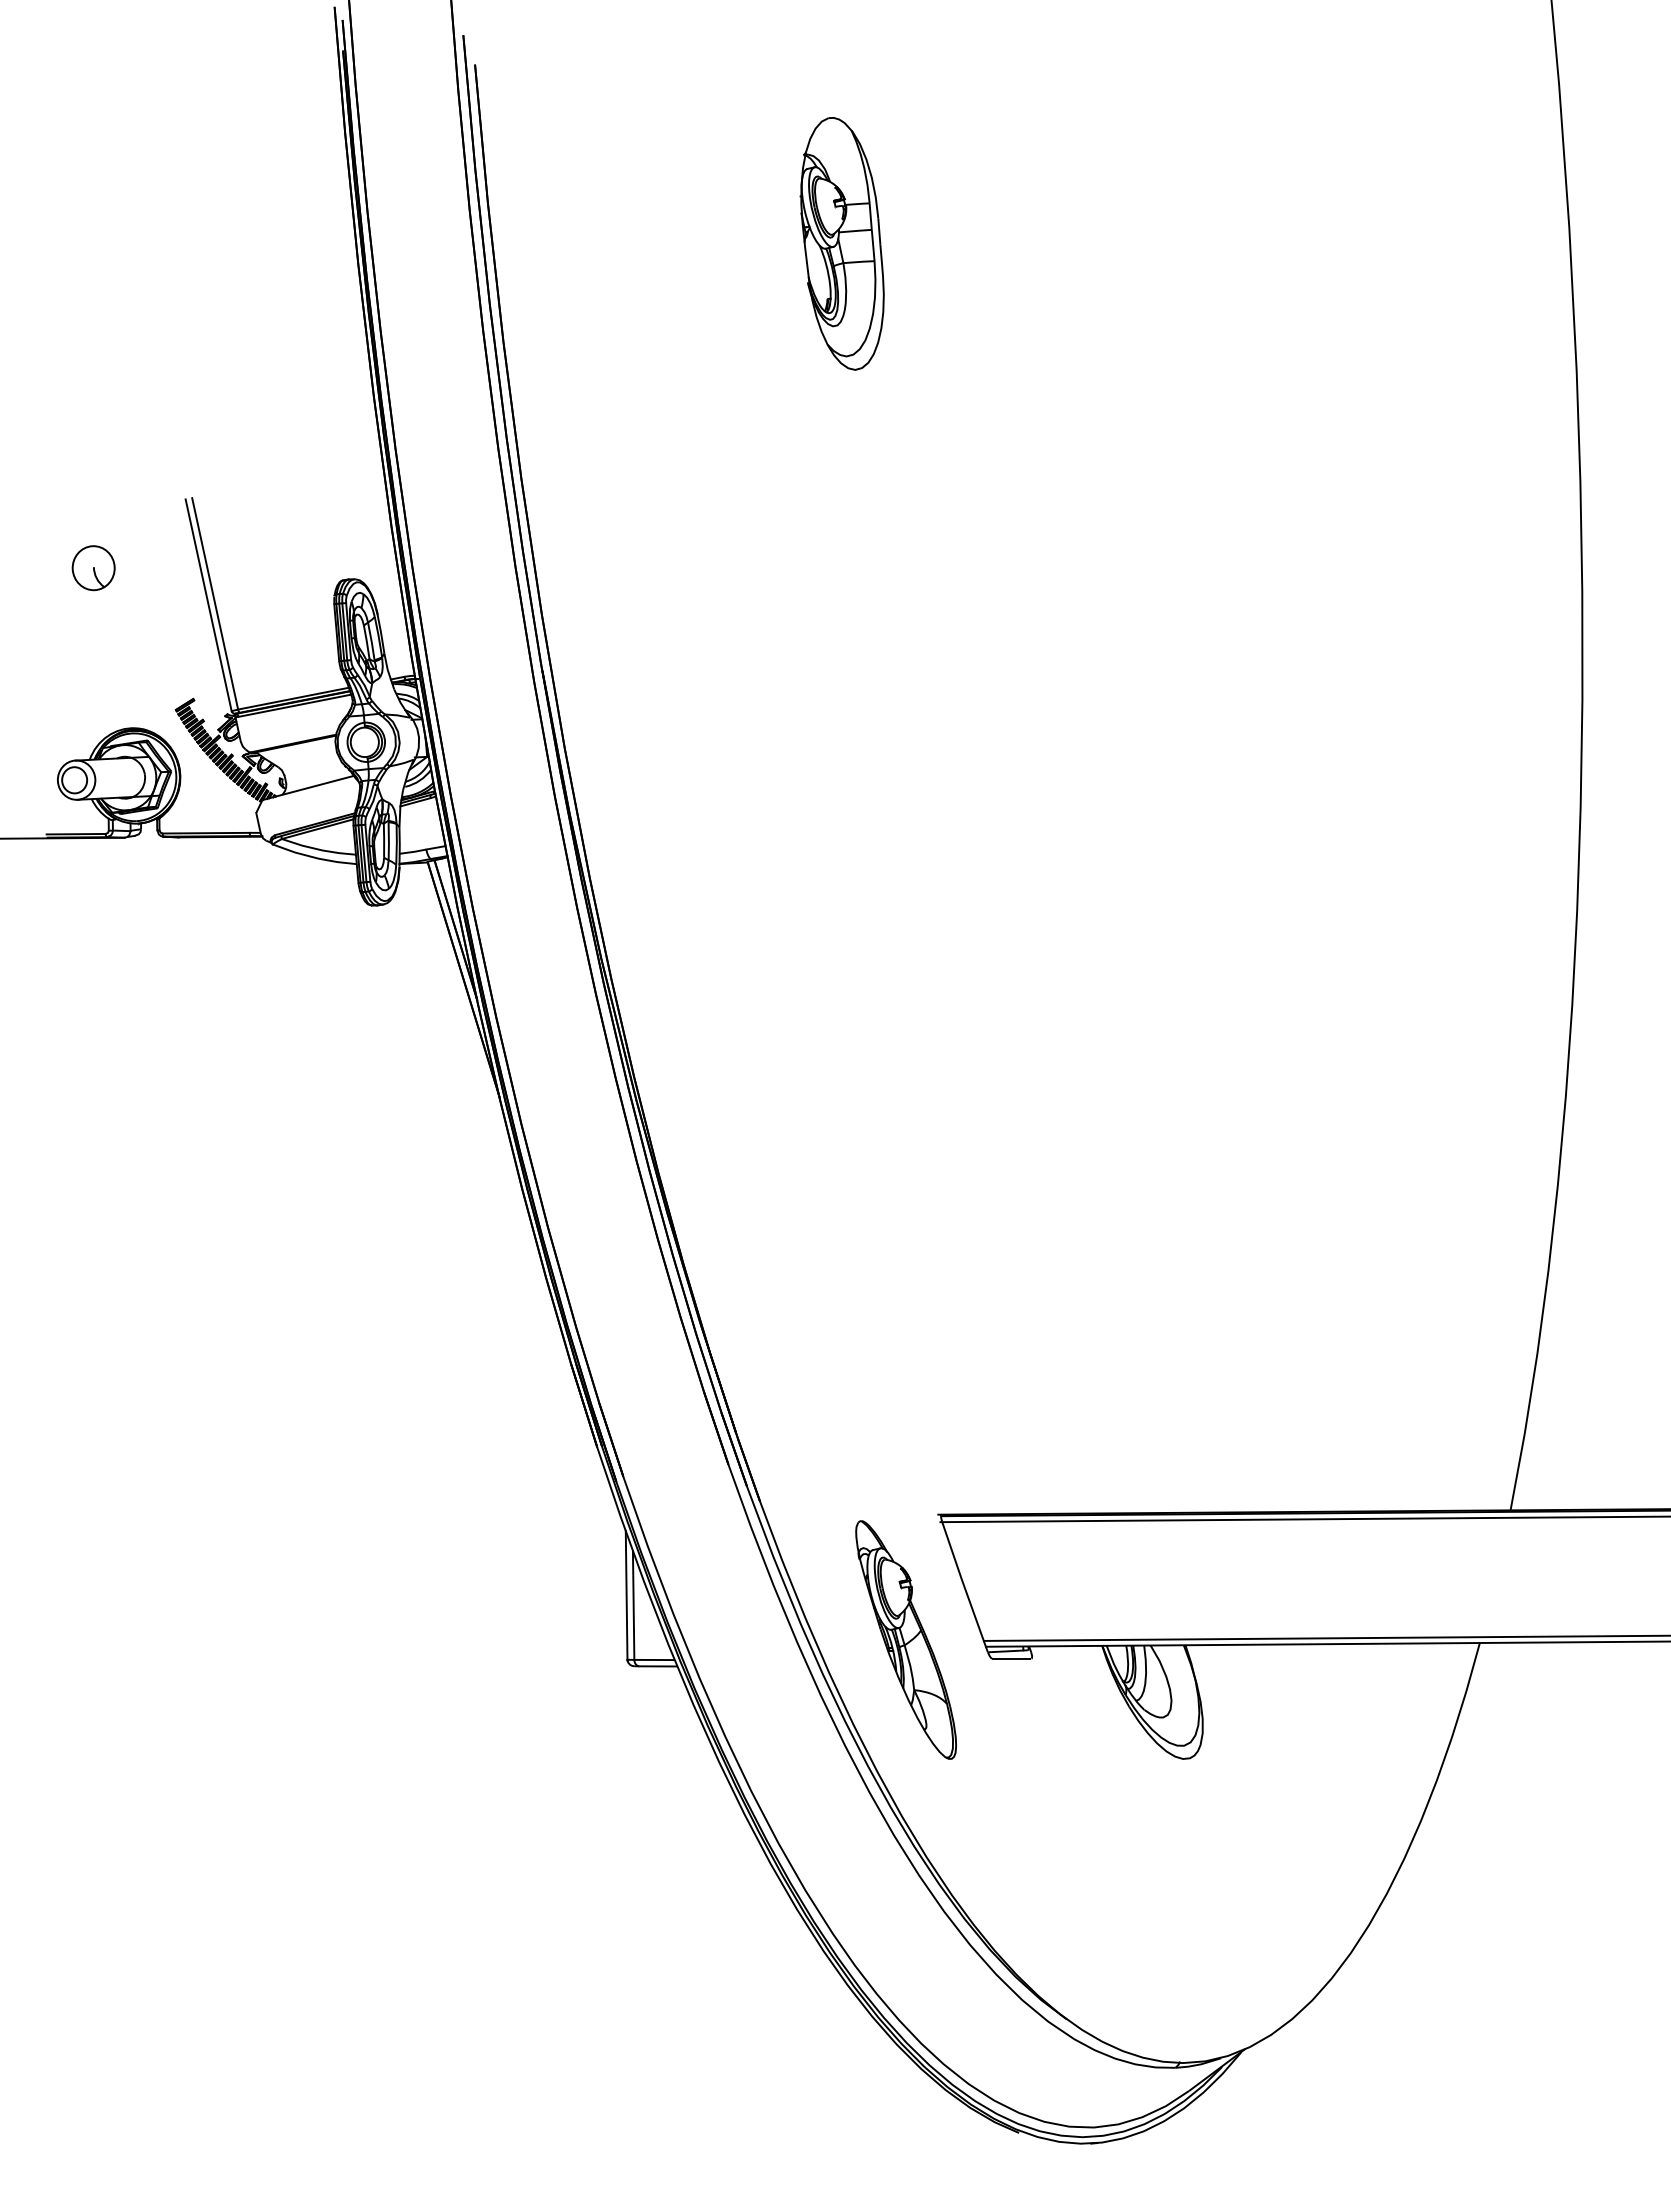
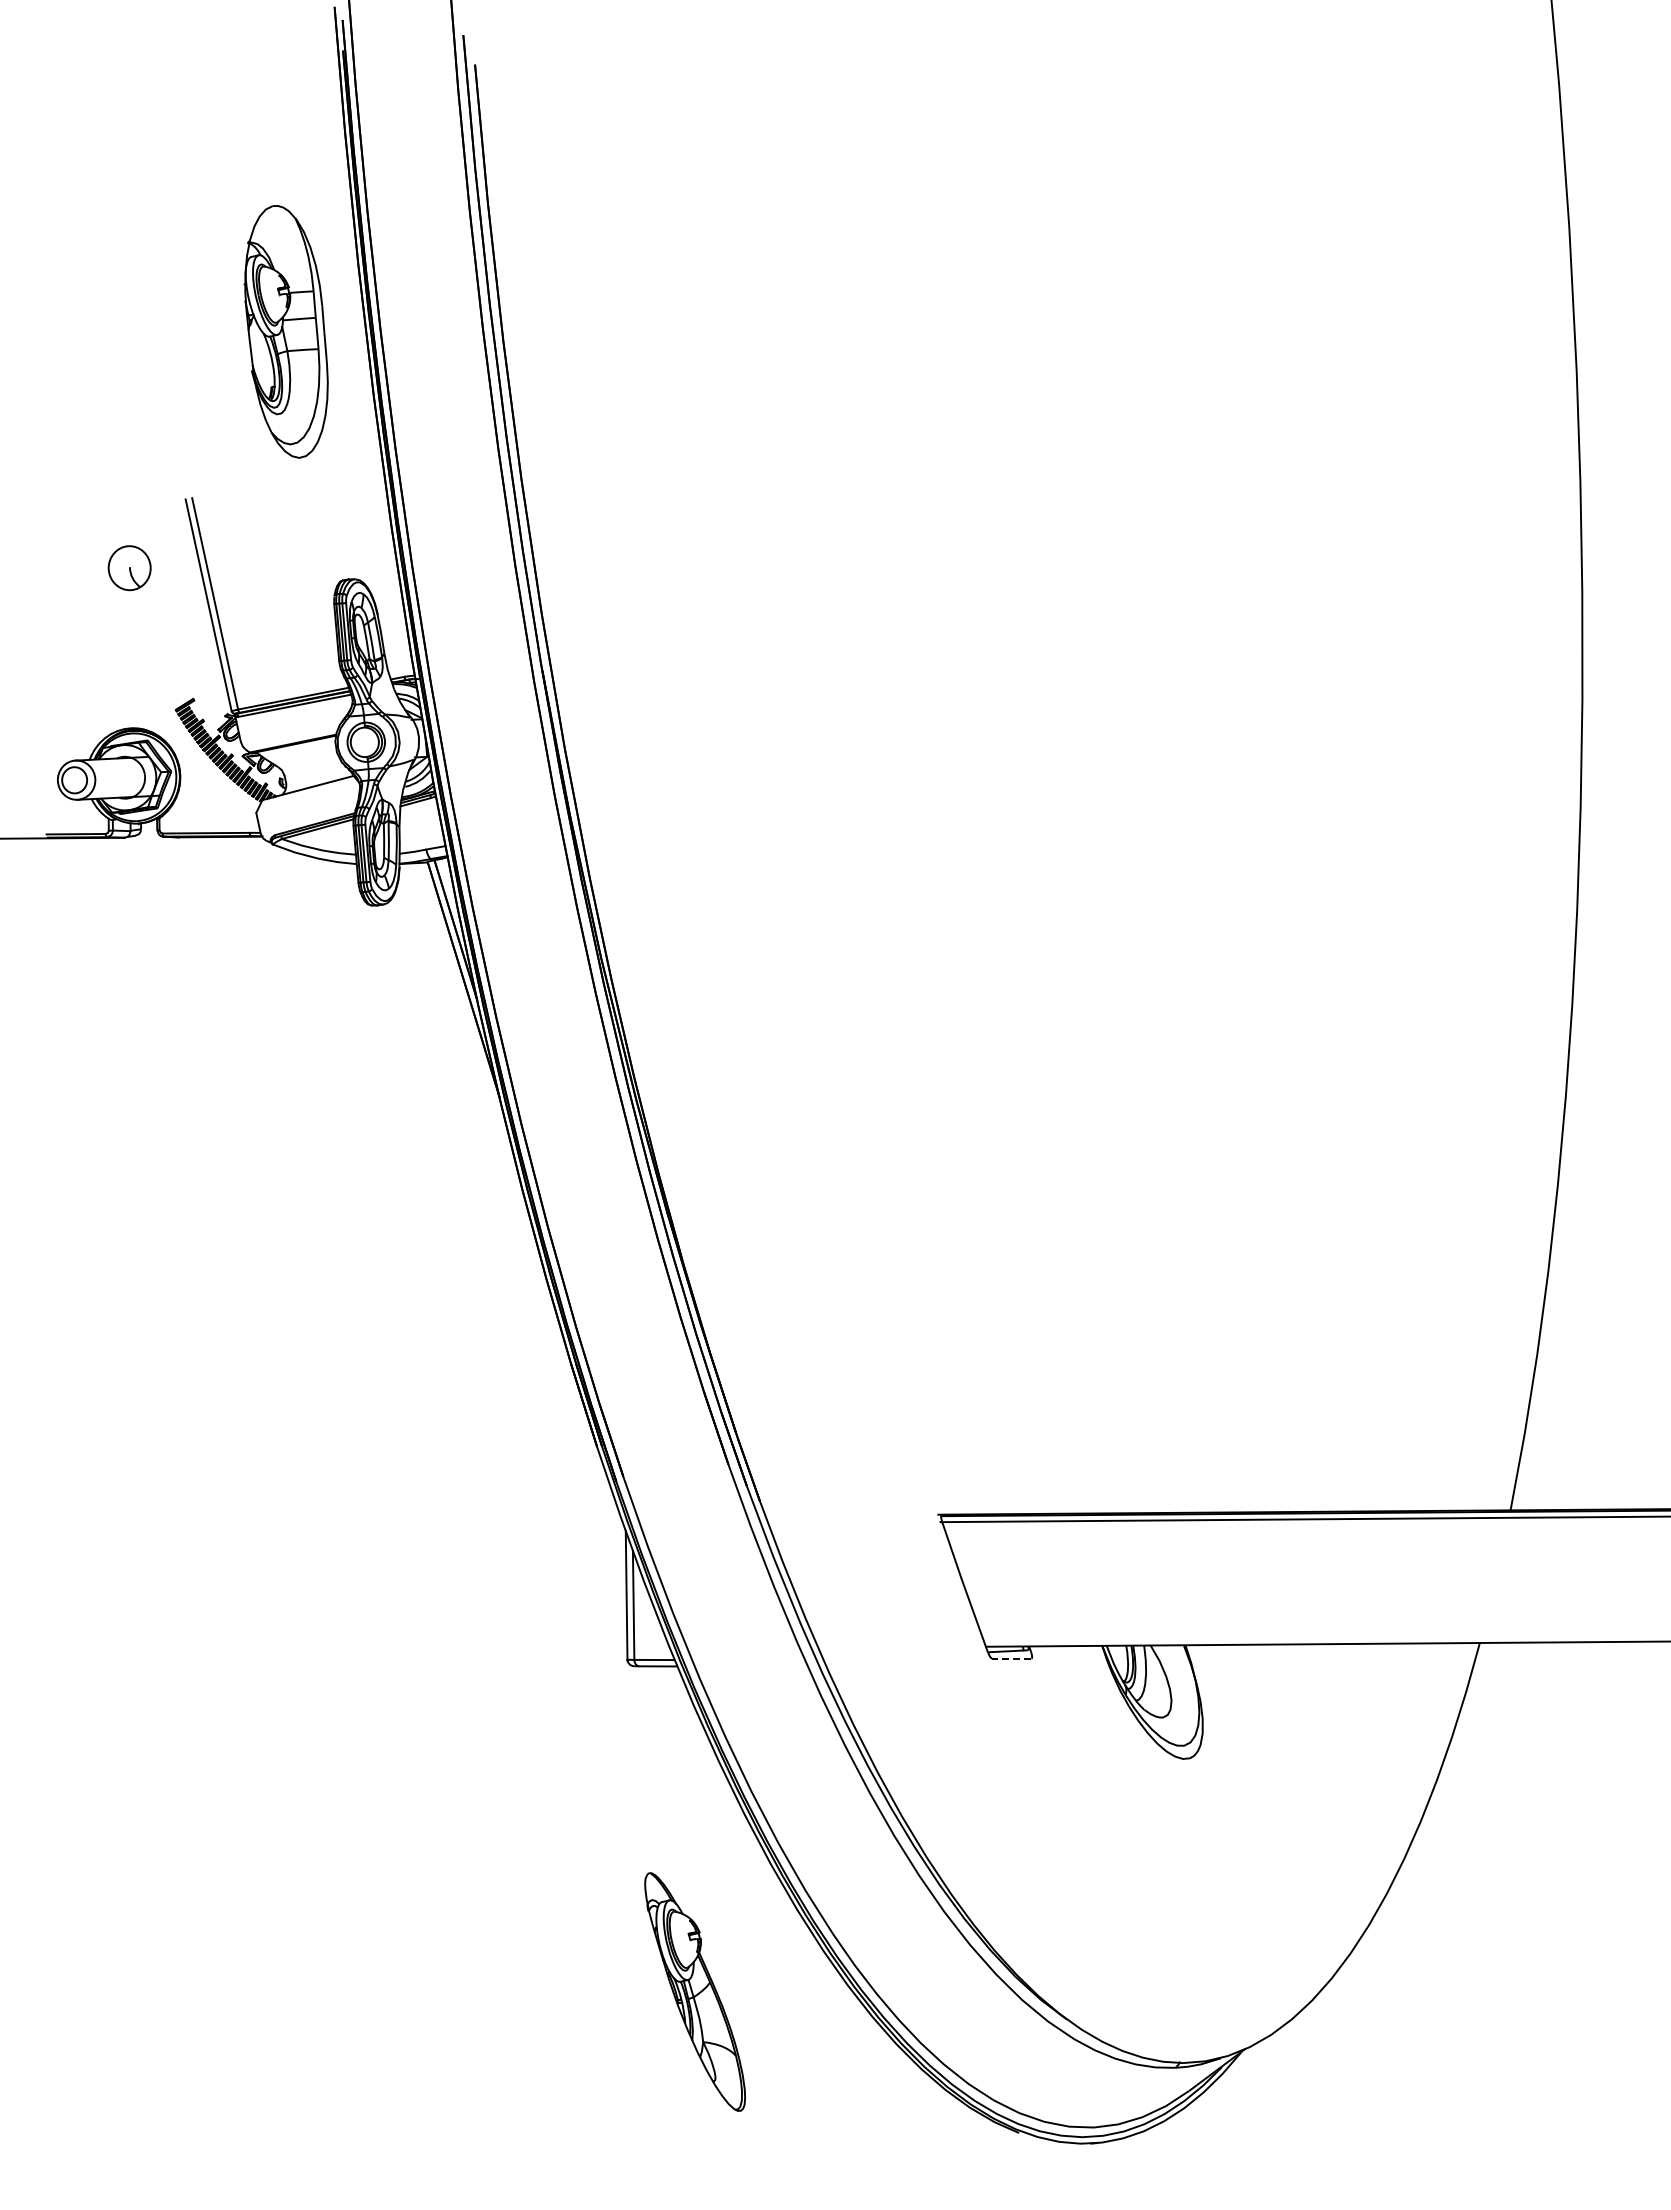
part position: (841, 243) -> (285, 331) (285, 331)
part position: (93, 568) -> (129, 568) (129, 568)
line: present -> none (1325, 1637)
part position: (905, 1639) -> (694, 1991) (694, 1991)
line: solid -> dashed (1010, 1658)
